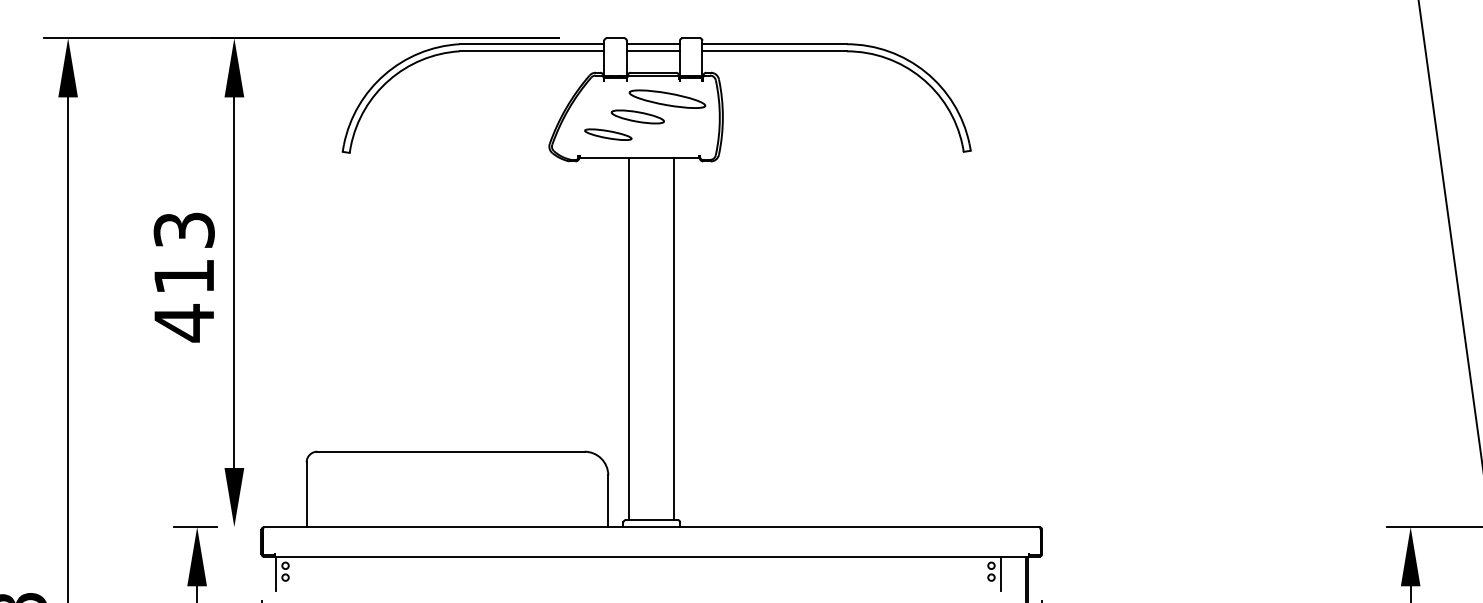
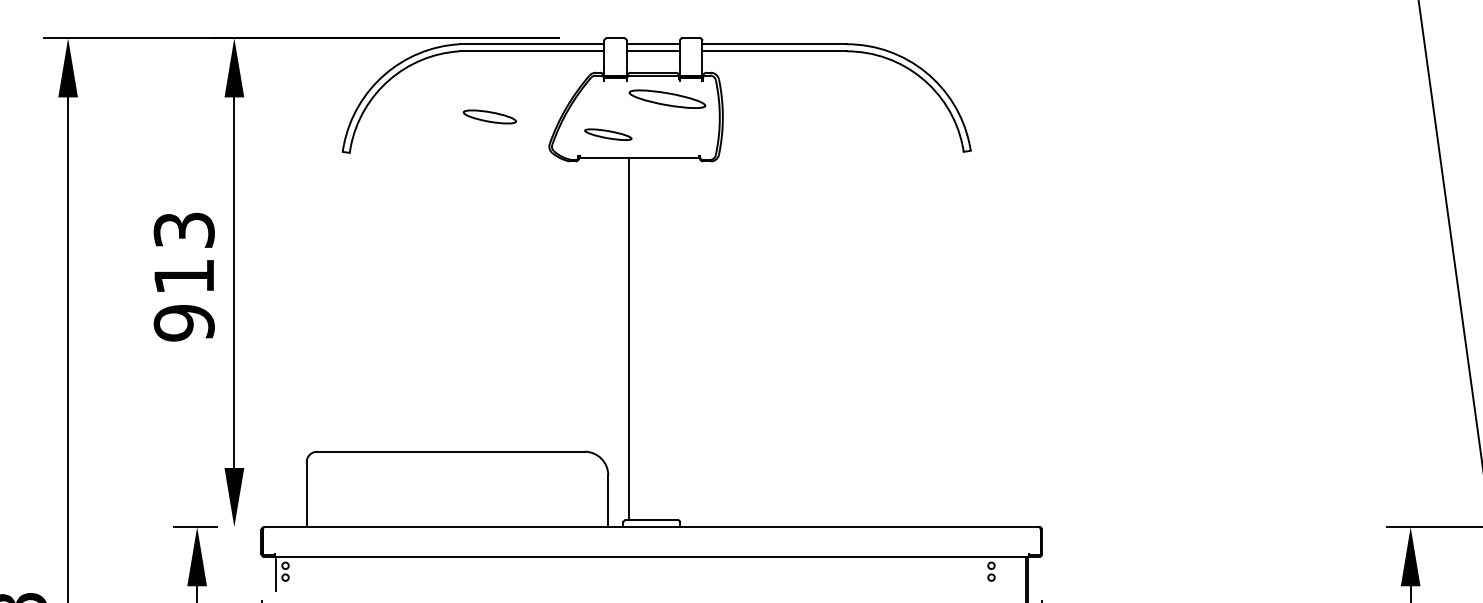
part position: (637, 116) -> (489, 116) (489, 116)
text: 413 -> 913 (183, 323)
line: present -> none (674, 339)
line: present -> none (1001, 573)
